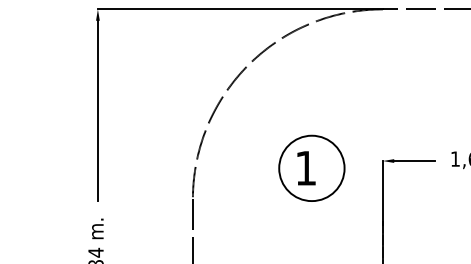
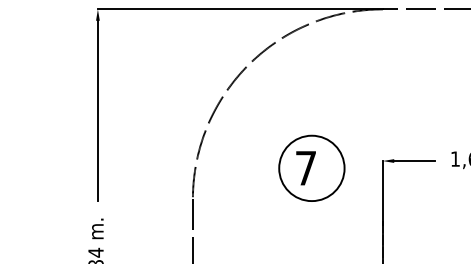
text: 1 -> 7 (305, 168)
